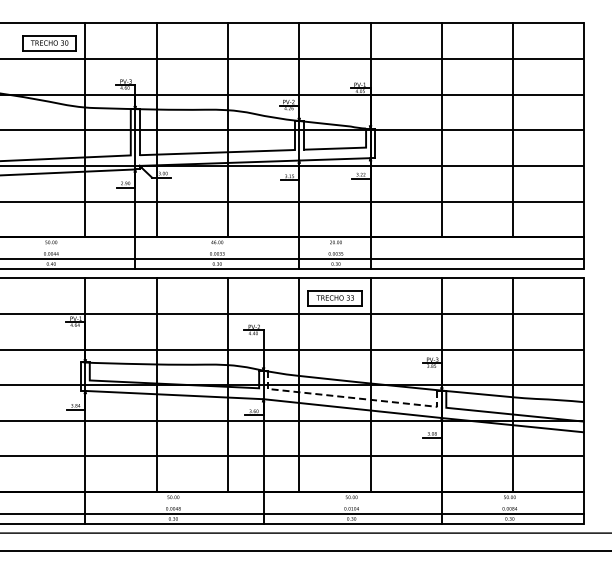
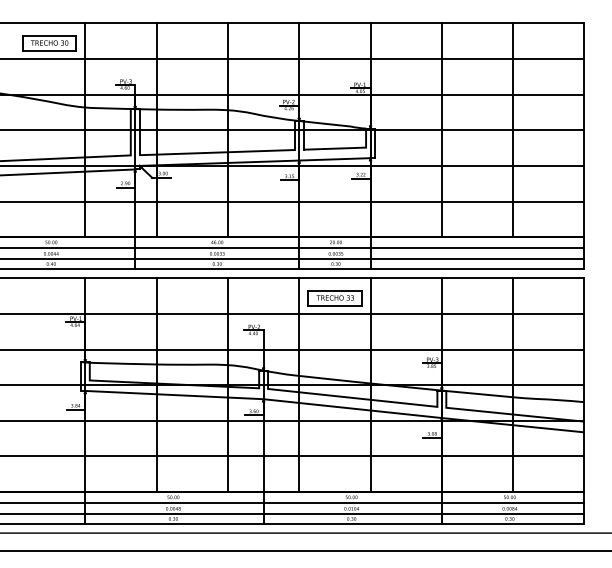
line: none -> present (293, 247)
line: dashed -> solid (351, 397)
line: none -> present (293, 502)
